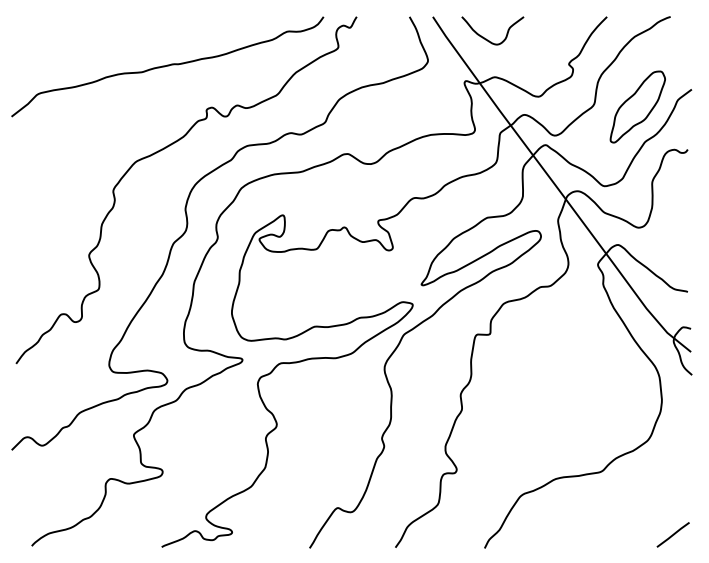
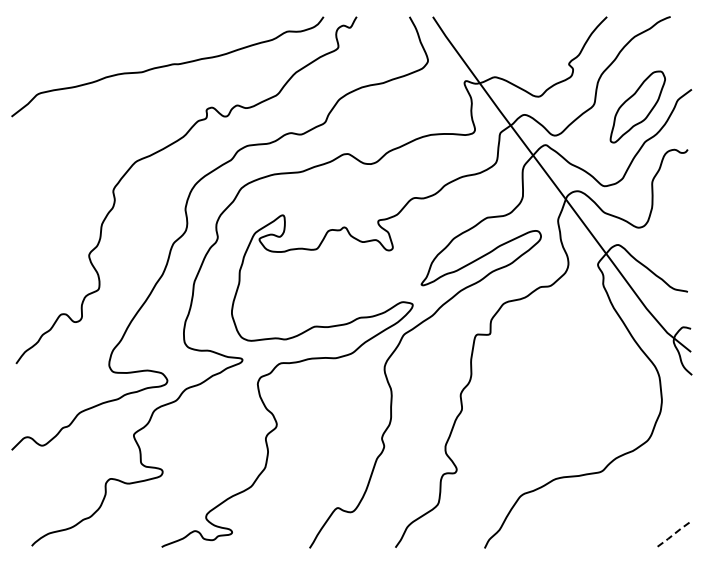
curve: present -> none (486, 38)
line: solid -> dashed (673, 534)
